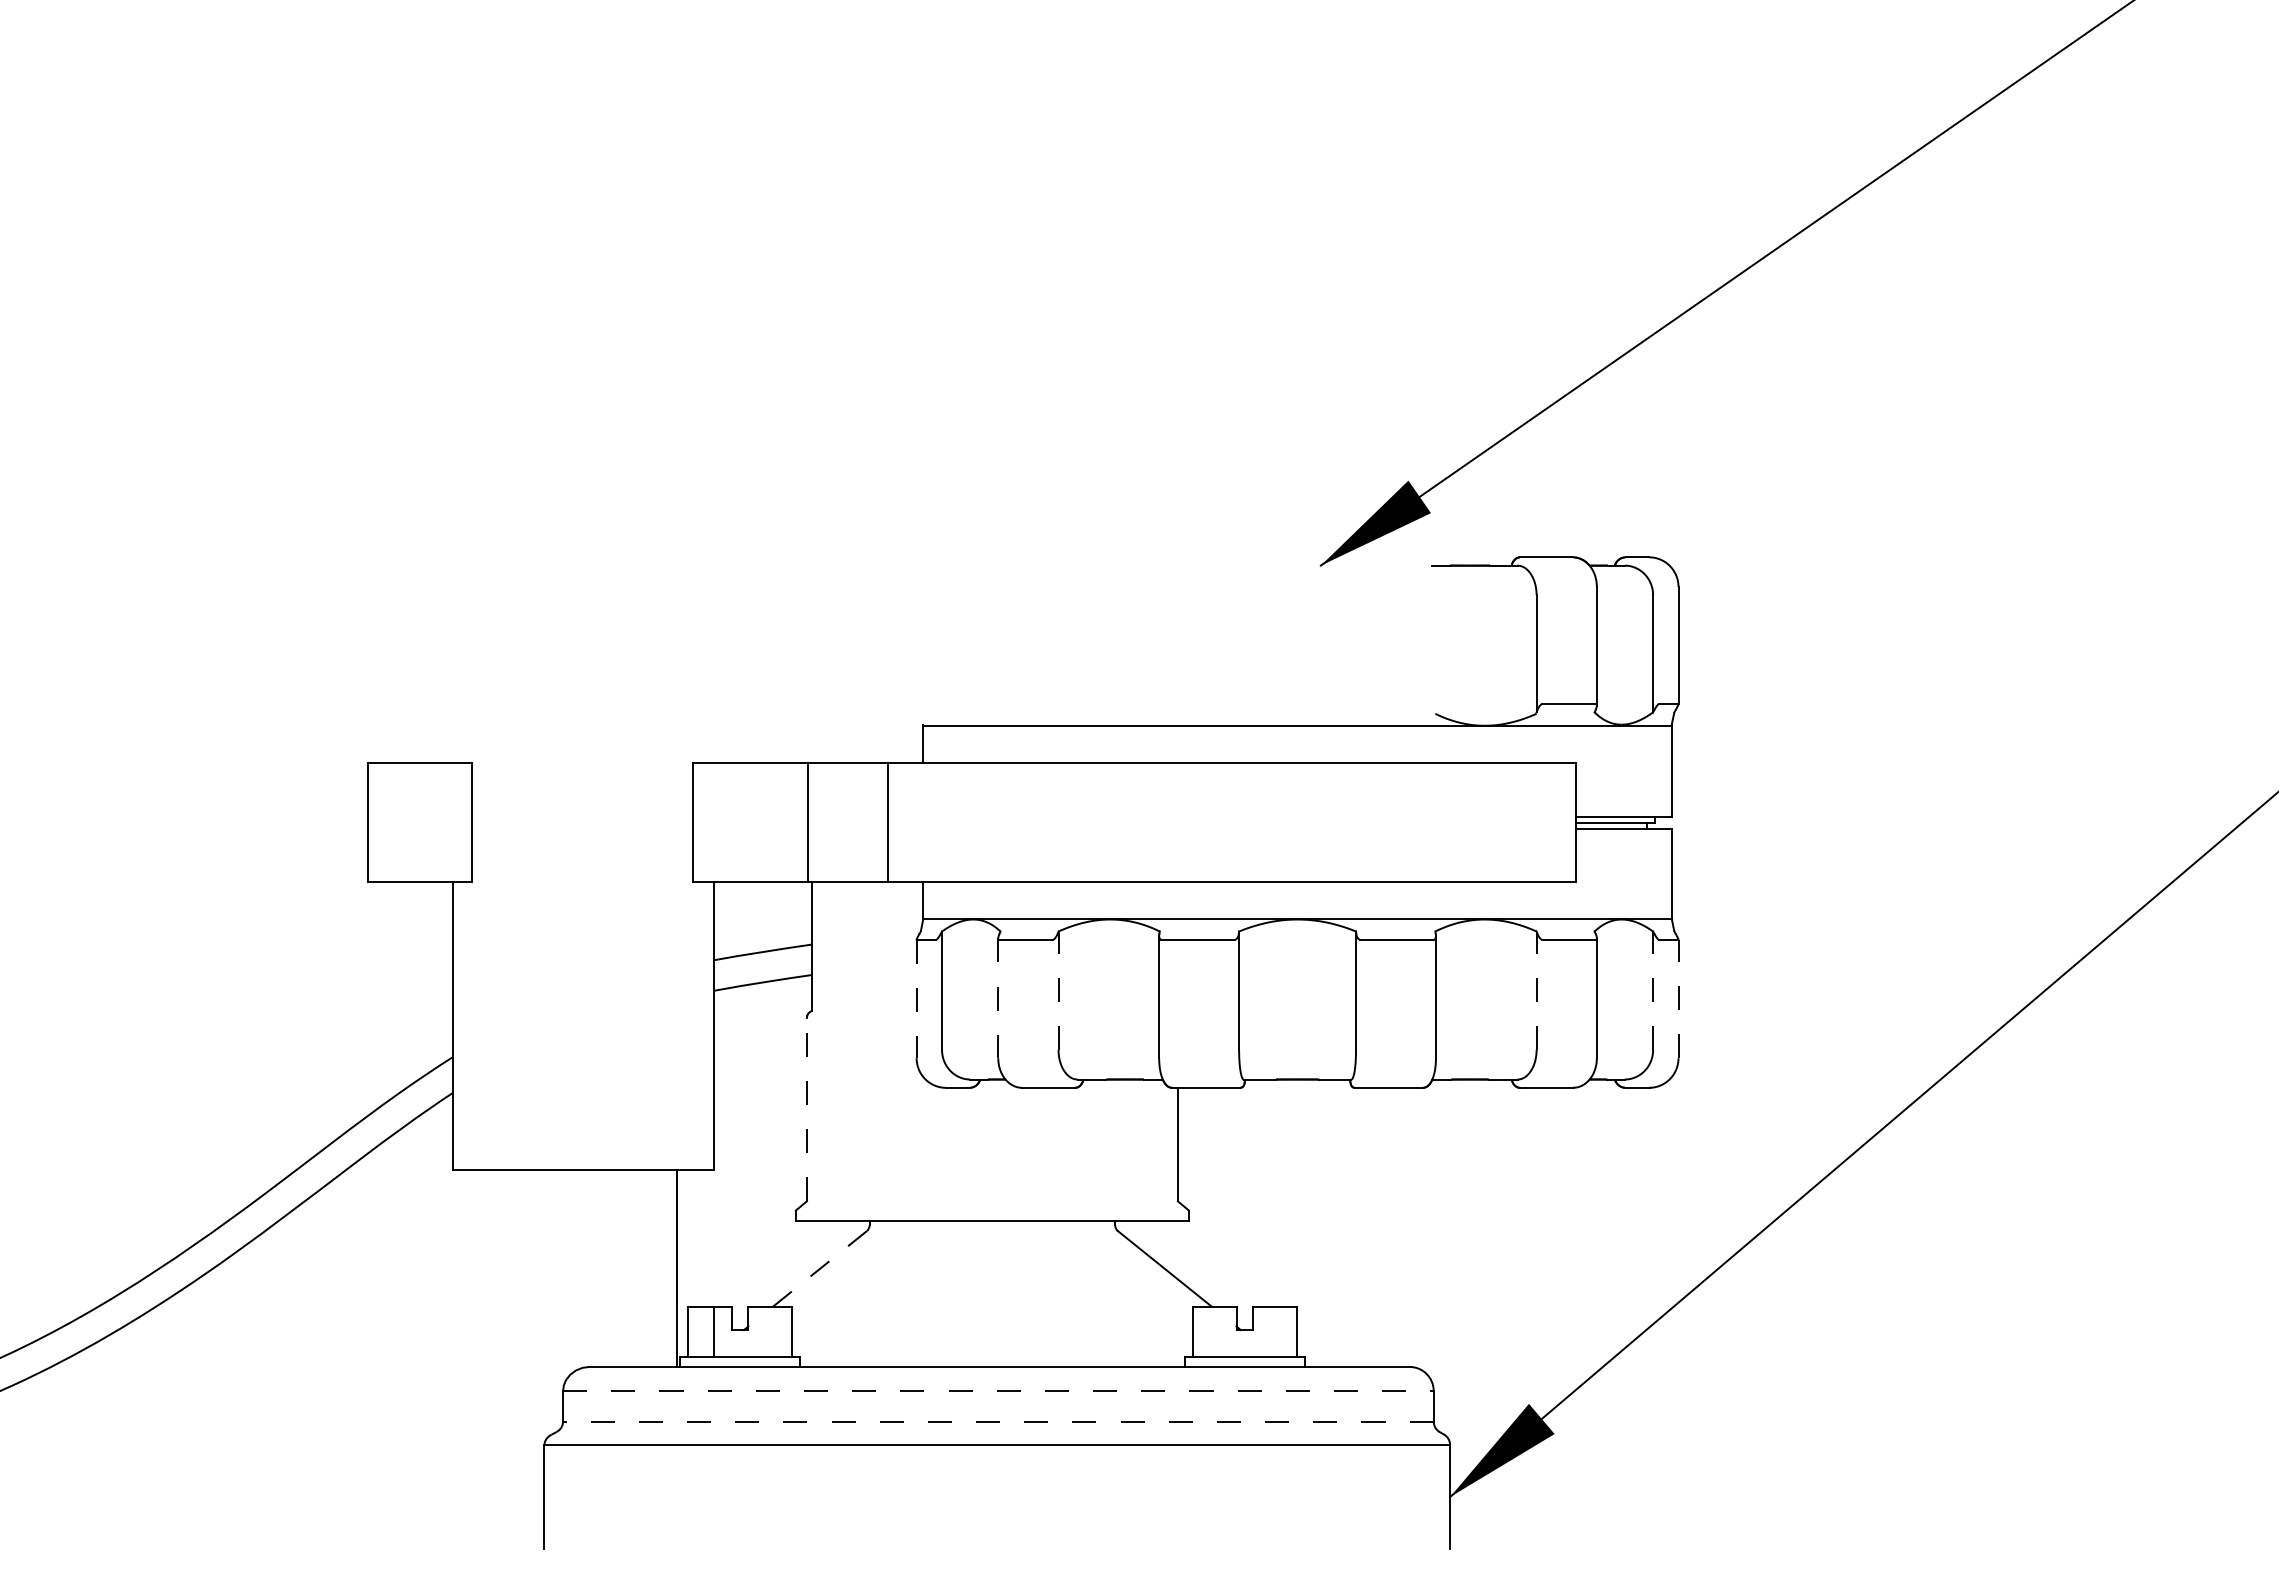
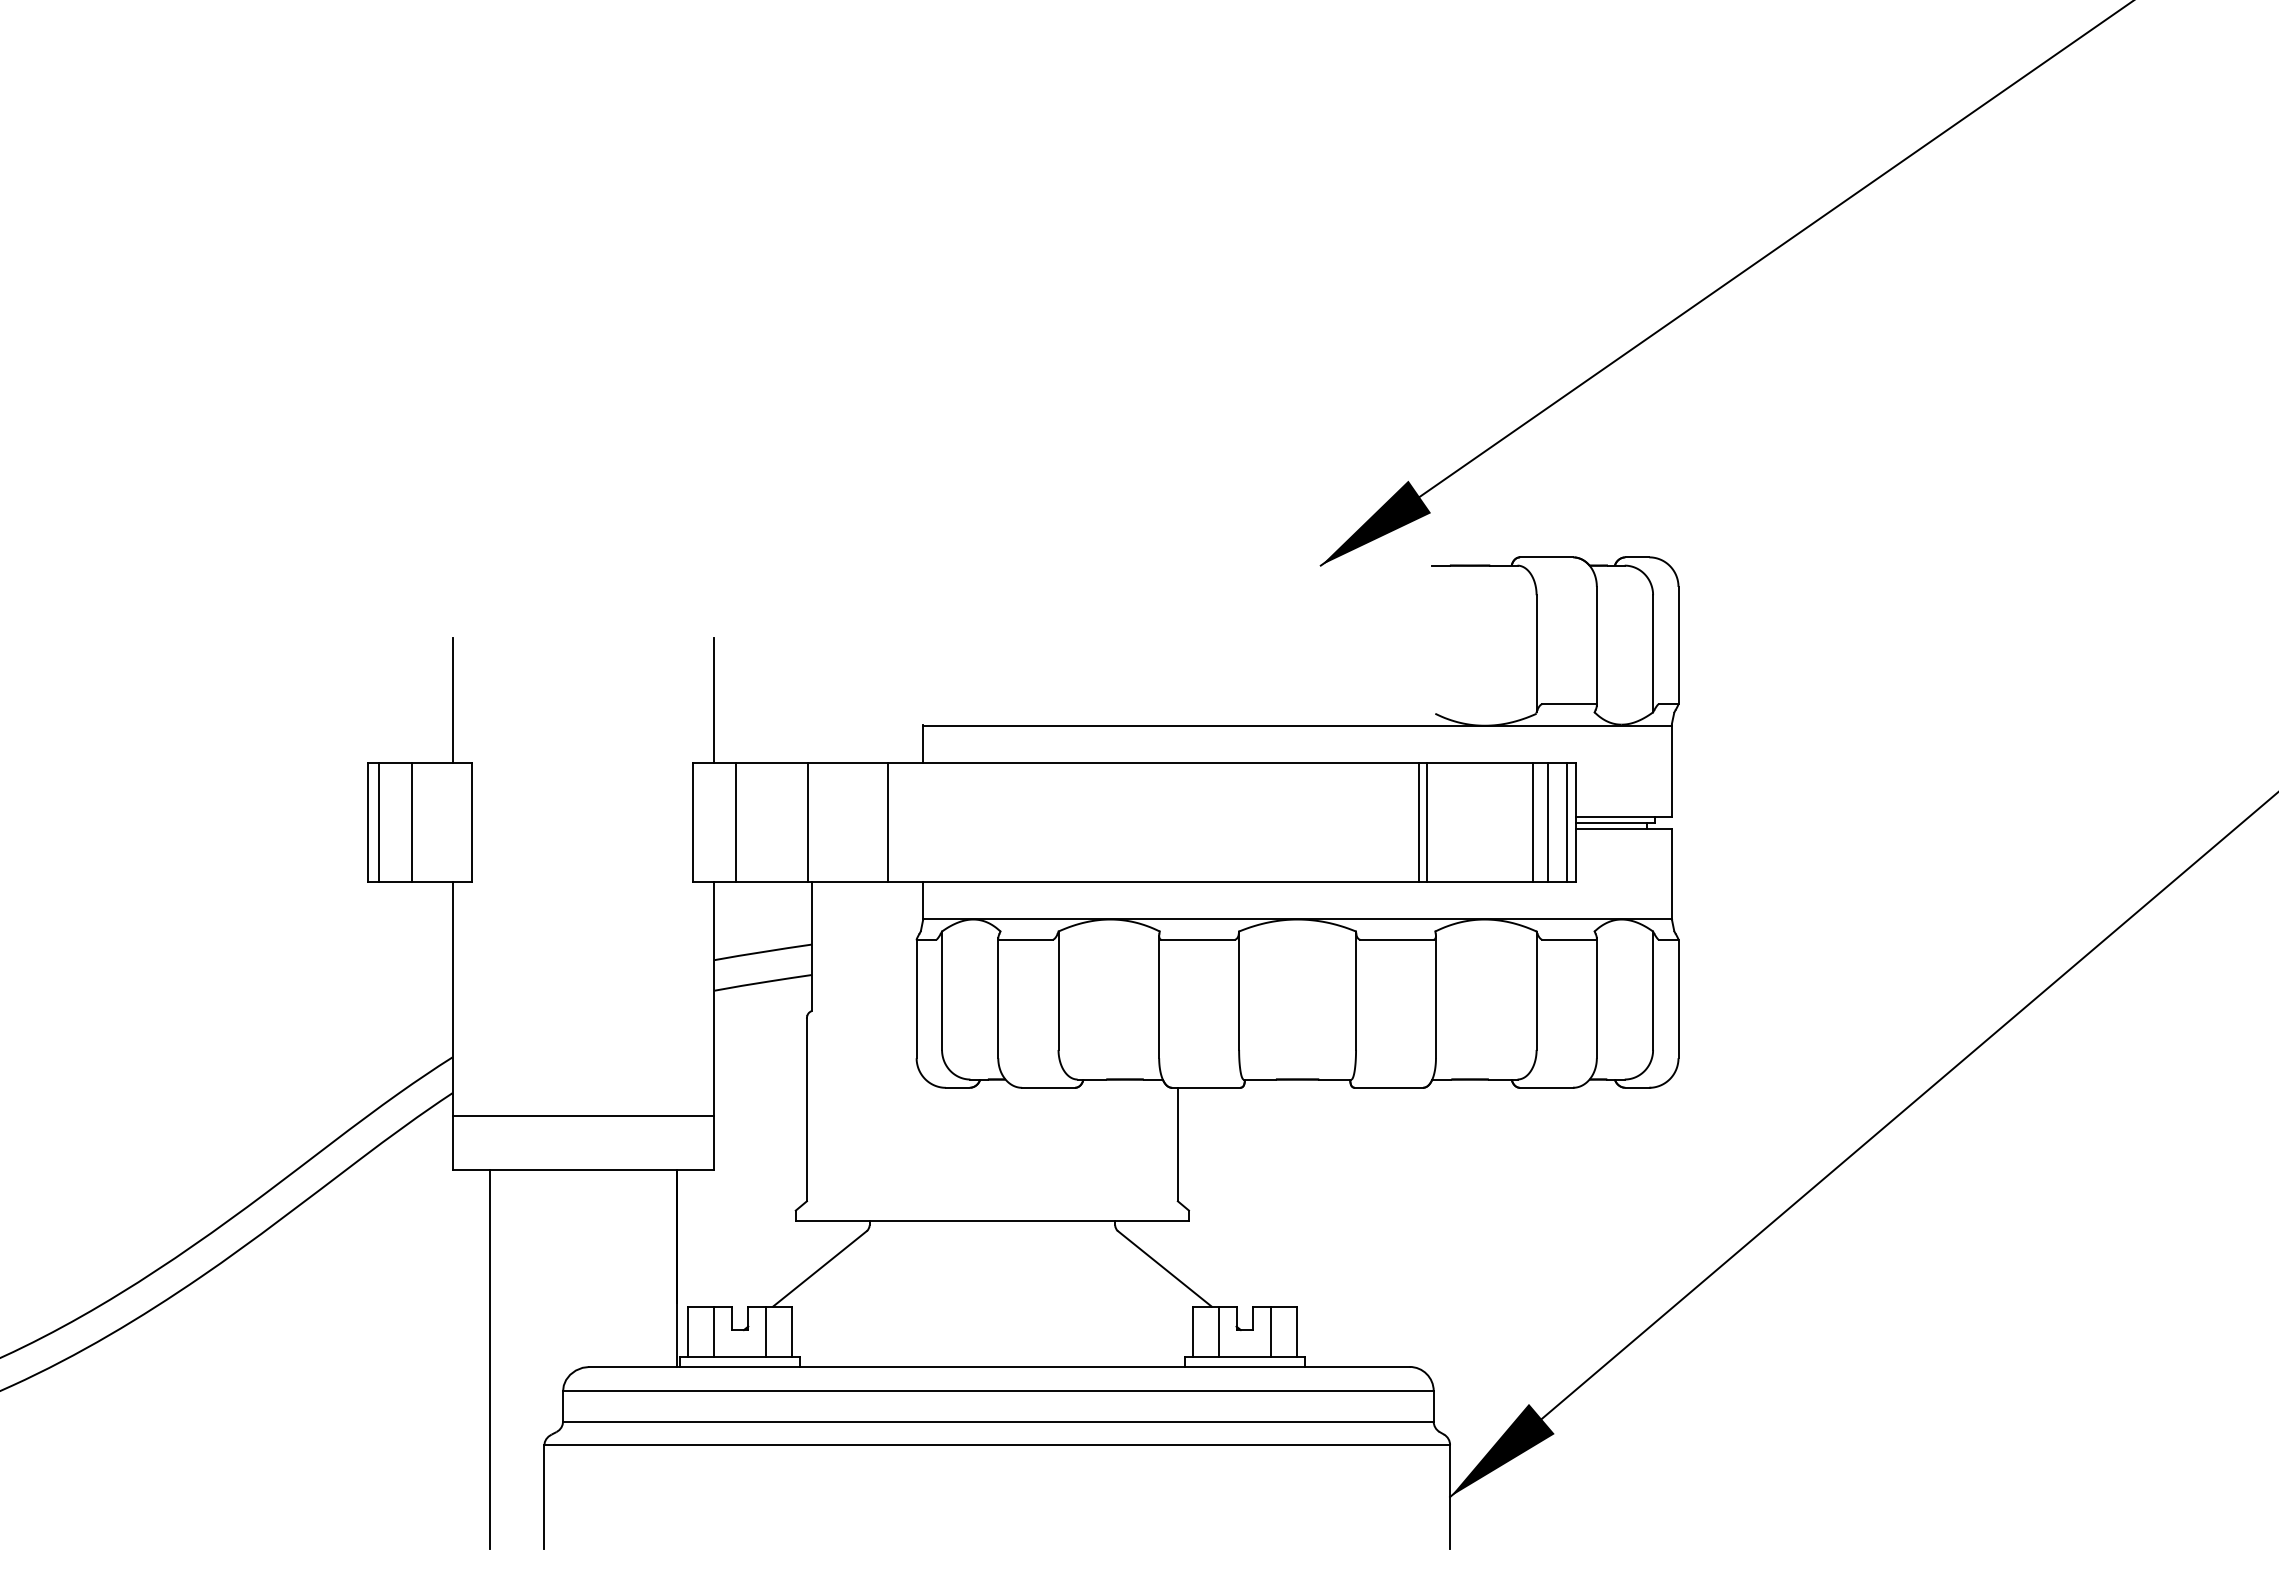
line: none -> present (452, 700)
line: none -> present (714, 700)
line: none -> present (379, 822)
line: none -> present (411, 822)
line: none -> present (735, 822)
line: none -> present (1419, 822)
line: none -> present (1427, 822)
line: none -> present (1532, 822)
line: none -> present (1548, 822)
line: none -> present (1566, 822)
line: dashed -> solid (1058, 990)
line: dashed -> solid (1536, 990)
line: dashed -> solid (1653, 990)
line: dashed -> solid (998, 998)
line: dashed -> solid (1678, 998)
line: dashed -> solid (916, 999)
line: dashed -> solid (806, 1109)
line: none -> present (583, 1116)
line: dashed -> solid (819, 1269)
line: none -> present (765, 1331)
line: none -> present (1219, 1331)
line: none -> present (1270, 1331)
line: none -> present (489, 1359)
line: dashed -> solid (998, 1391)
line: dashed -> solid (997, 1421)
